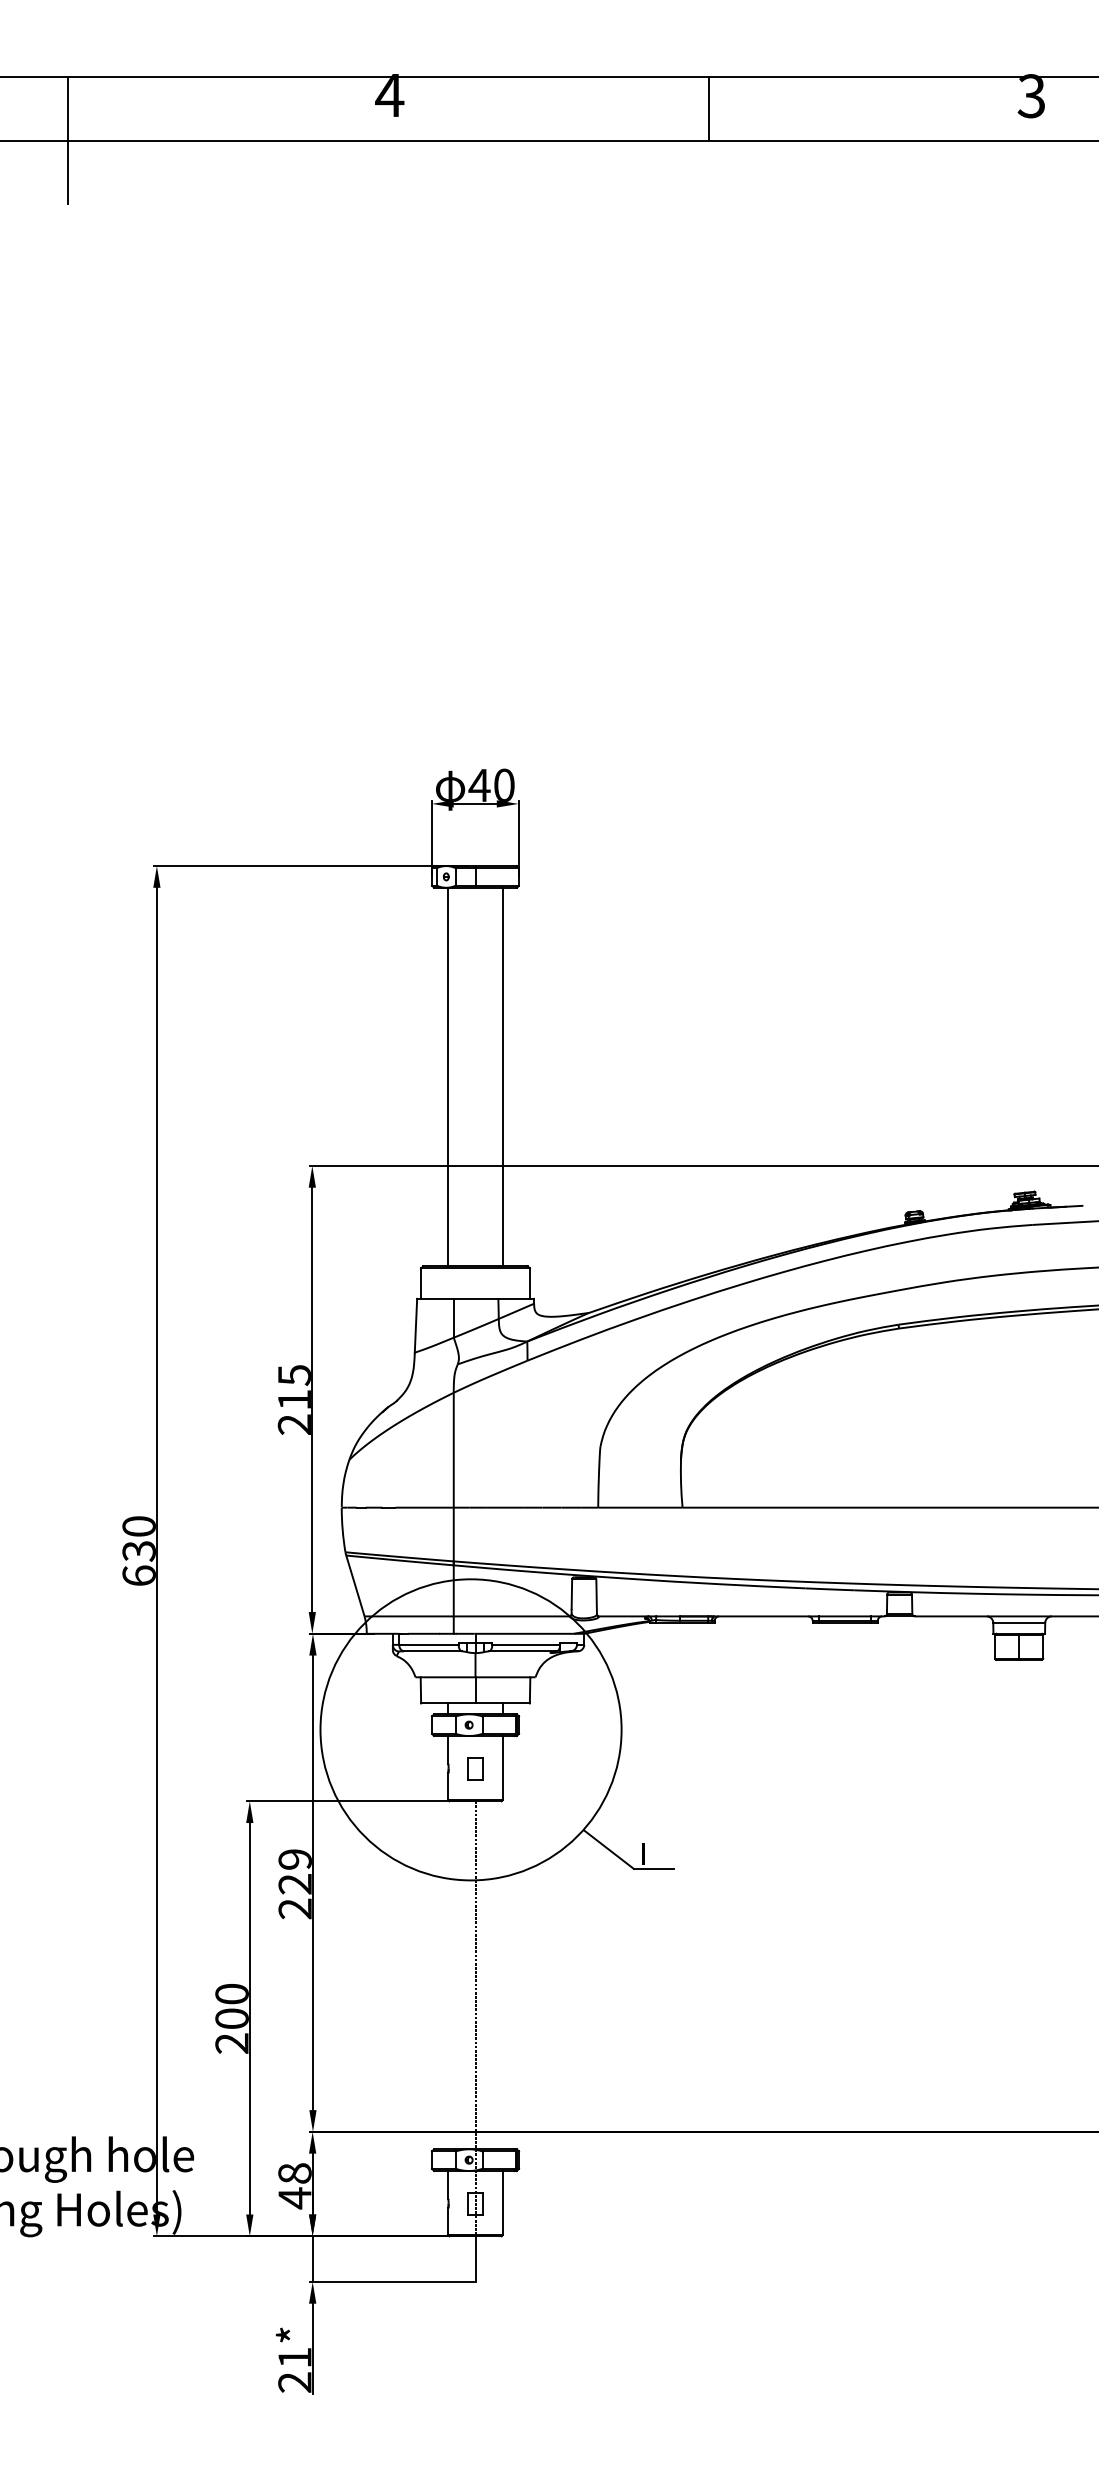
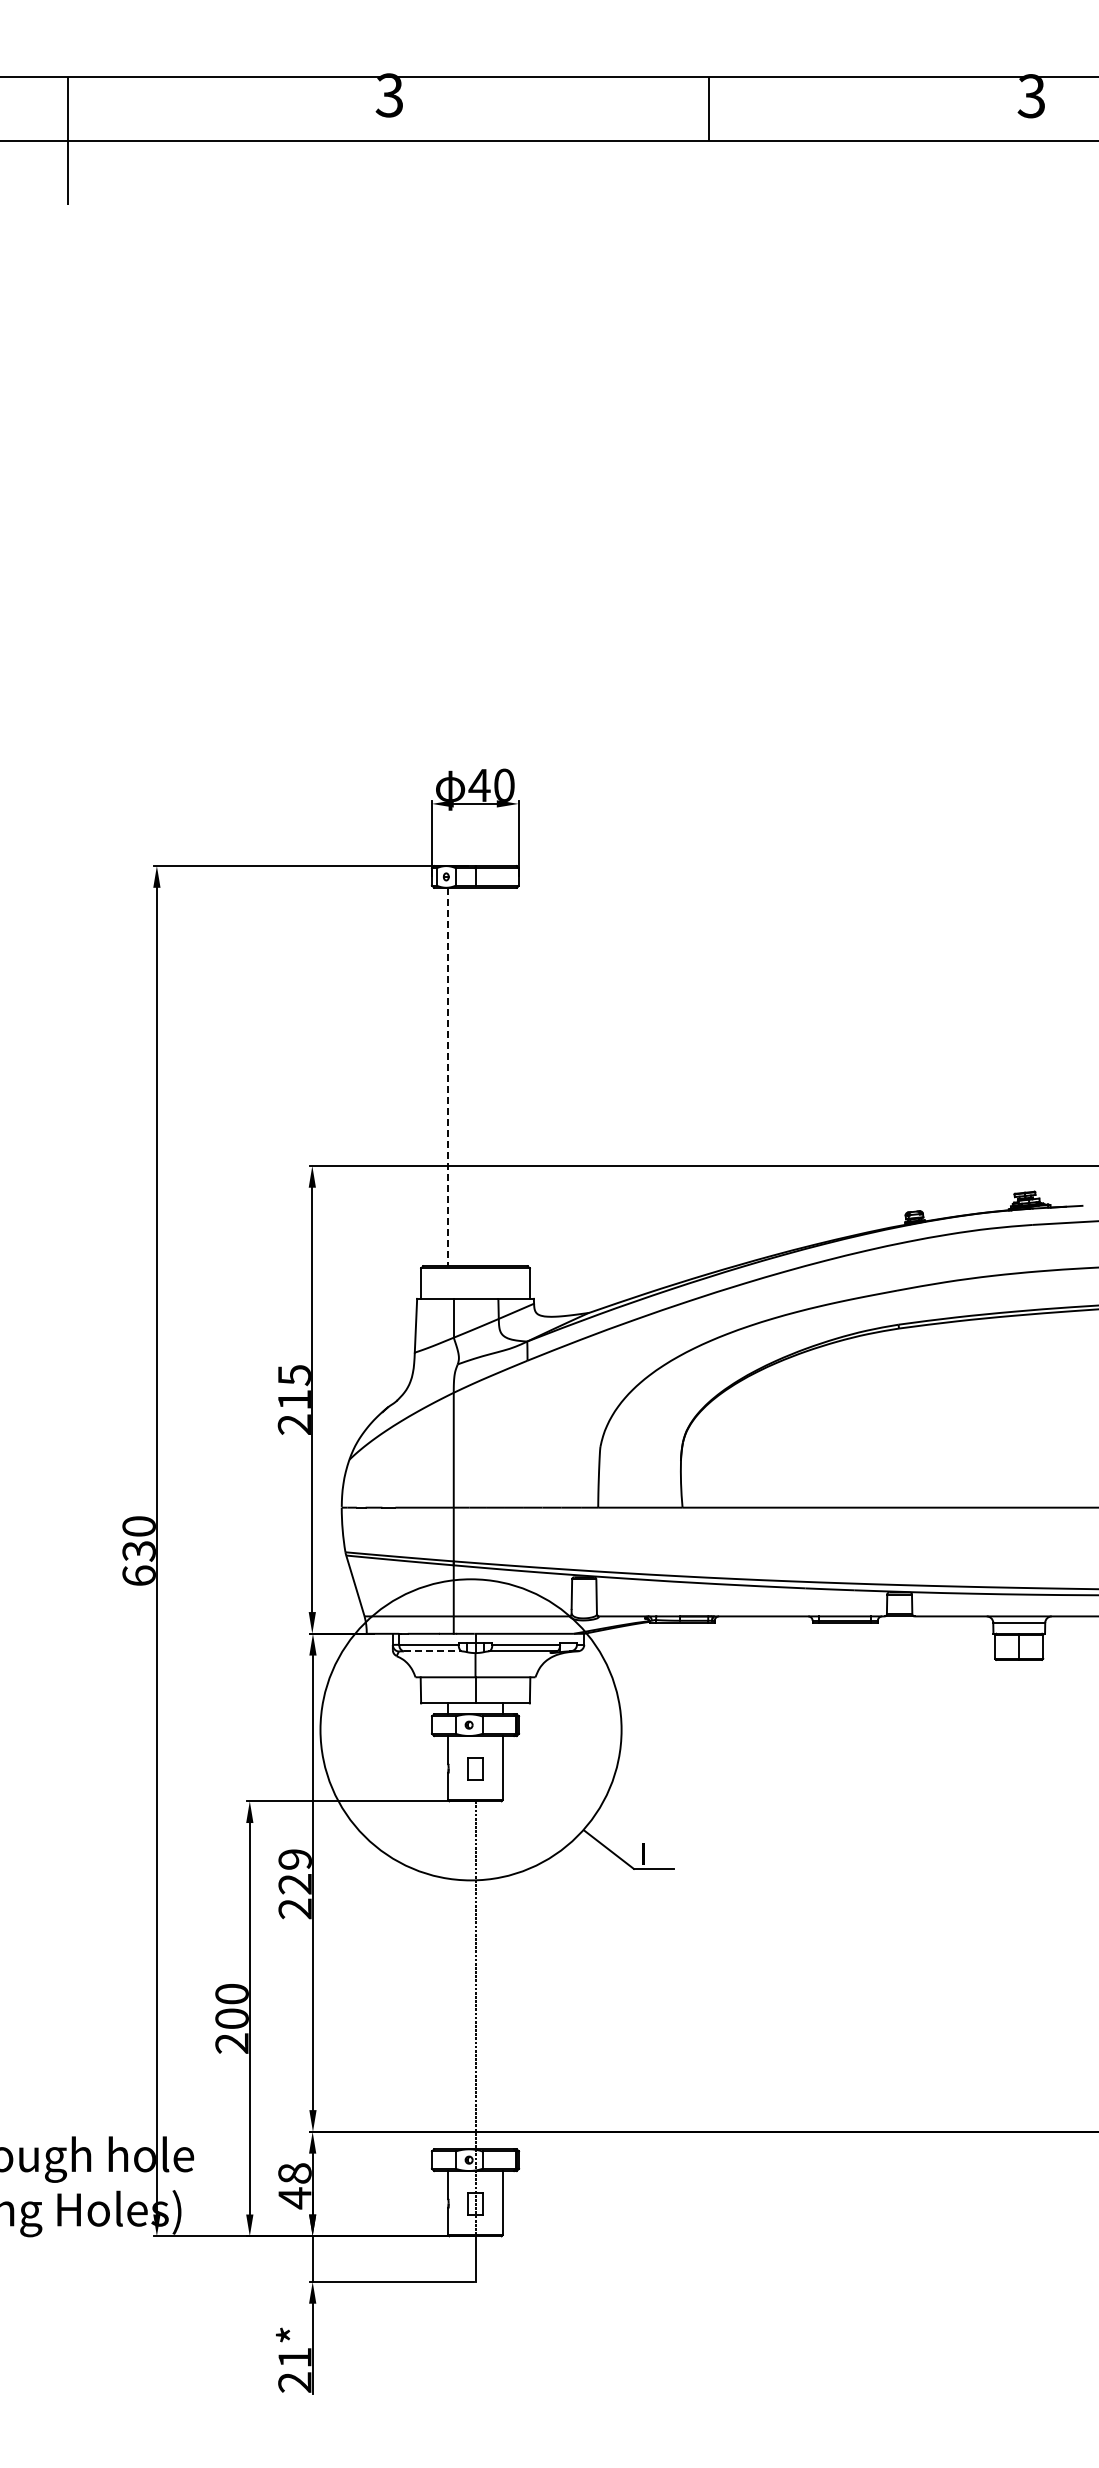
text: 4 -> 3 (389, 95)
line: present -> none (502, 1076)
line: solid -> dashed (448, 1077)
line: solid -> dashed (433, 1651)
